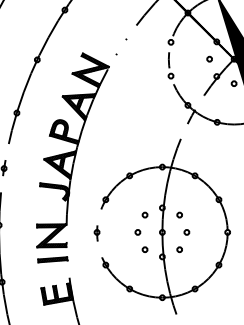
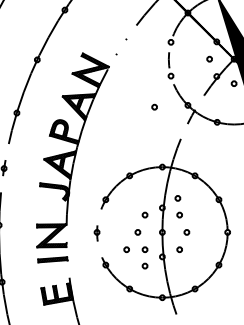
circle: none -> present (154, 106)
circle: none -> present (177, 198)
circle: none -> present (126, 249)
circle: none -> present (144, 265)
